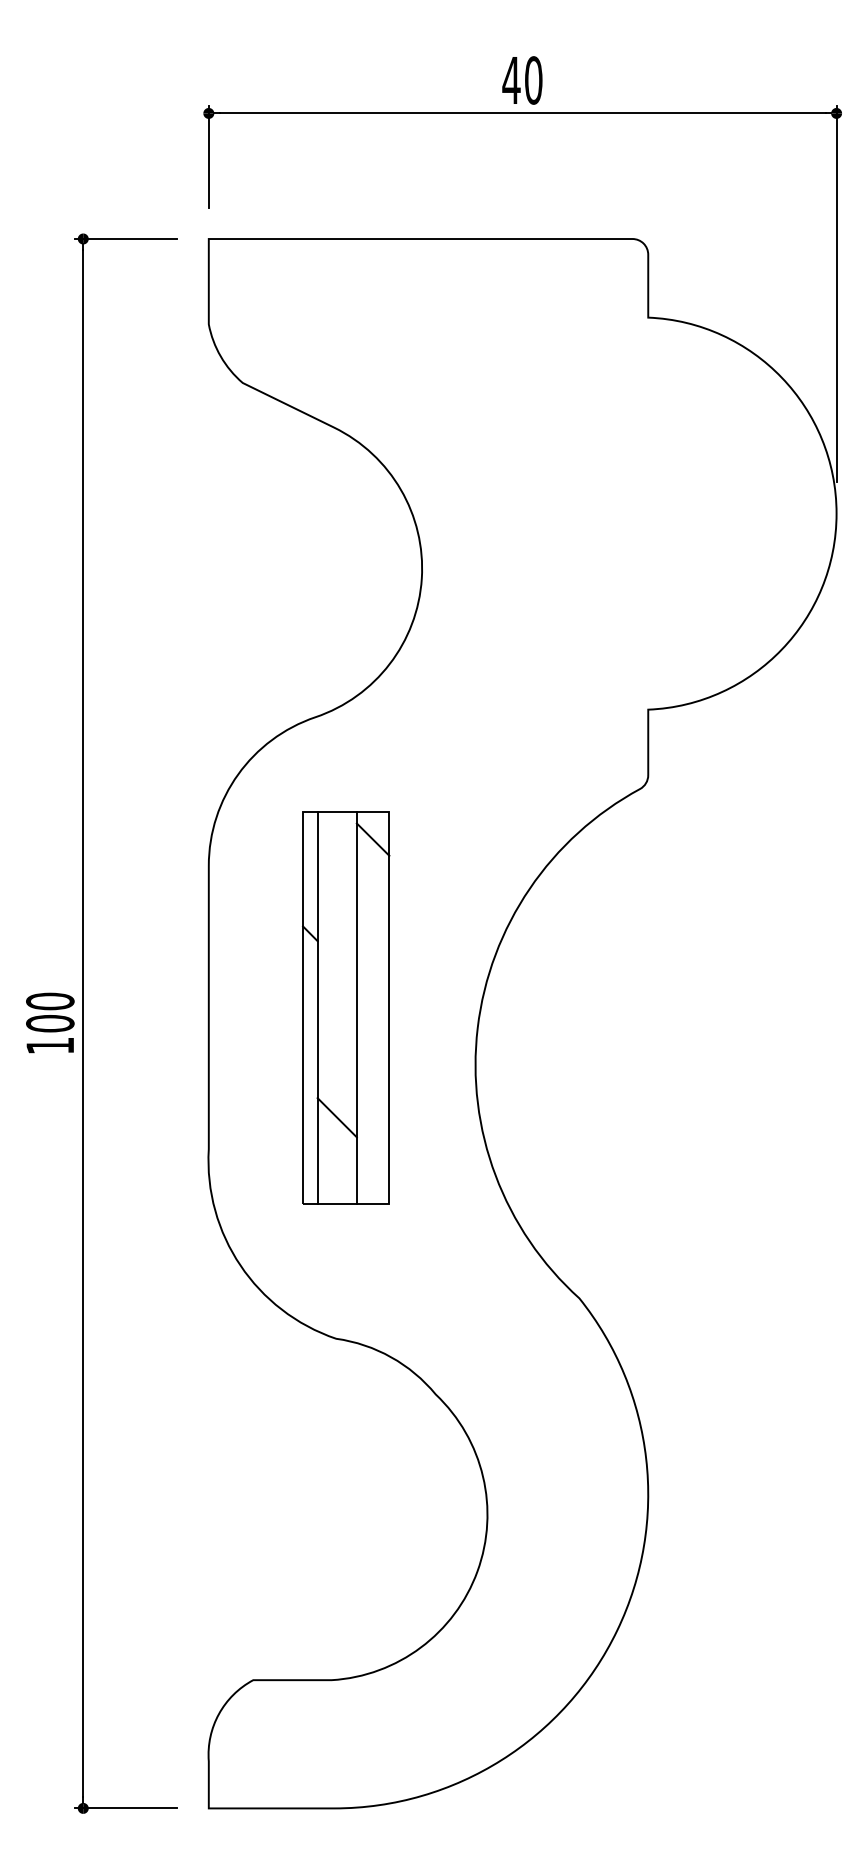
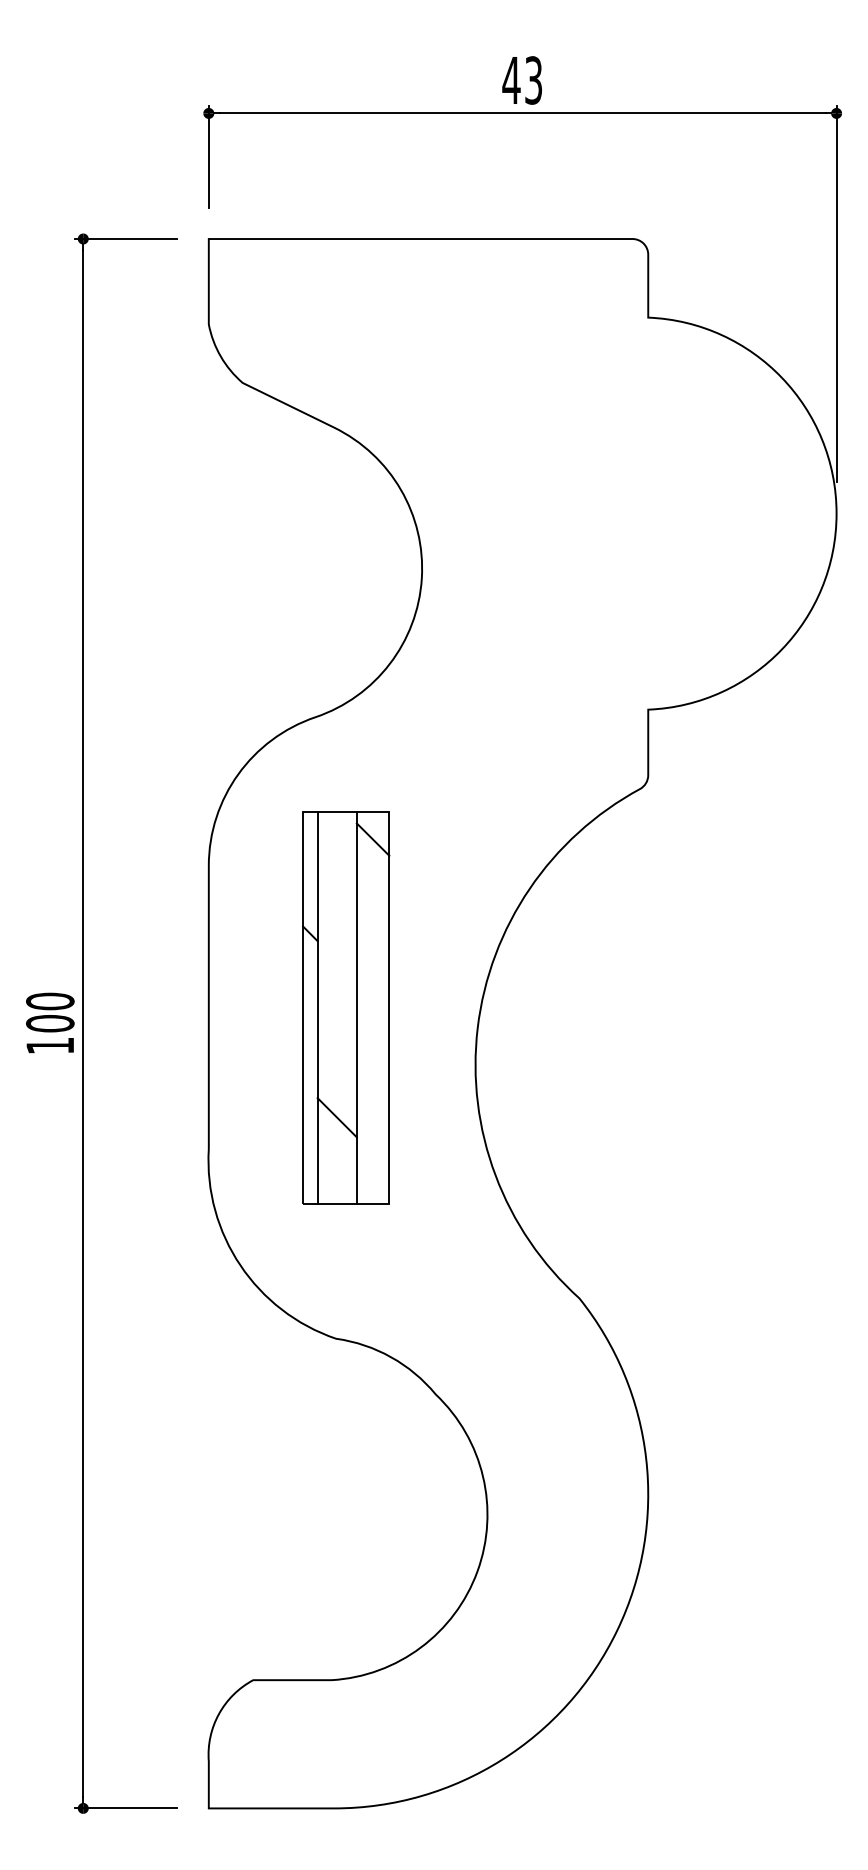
text: 40 -> 43 (533, 80)
